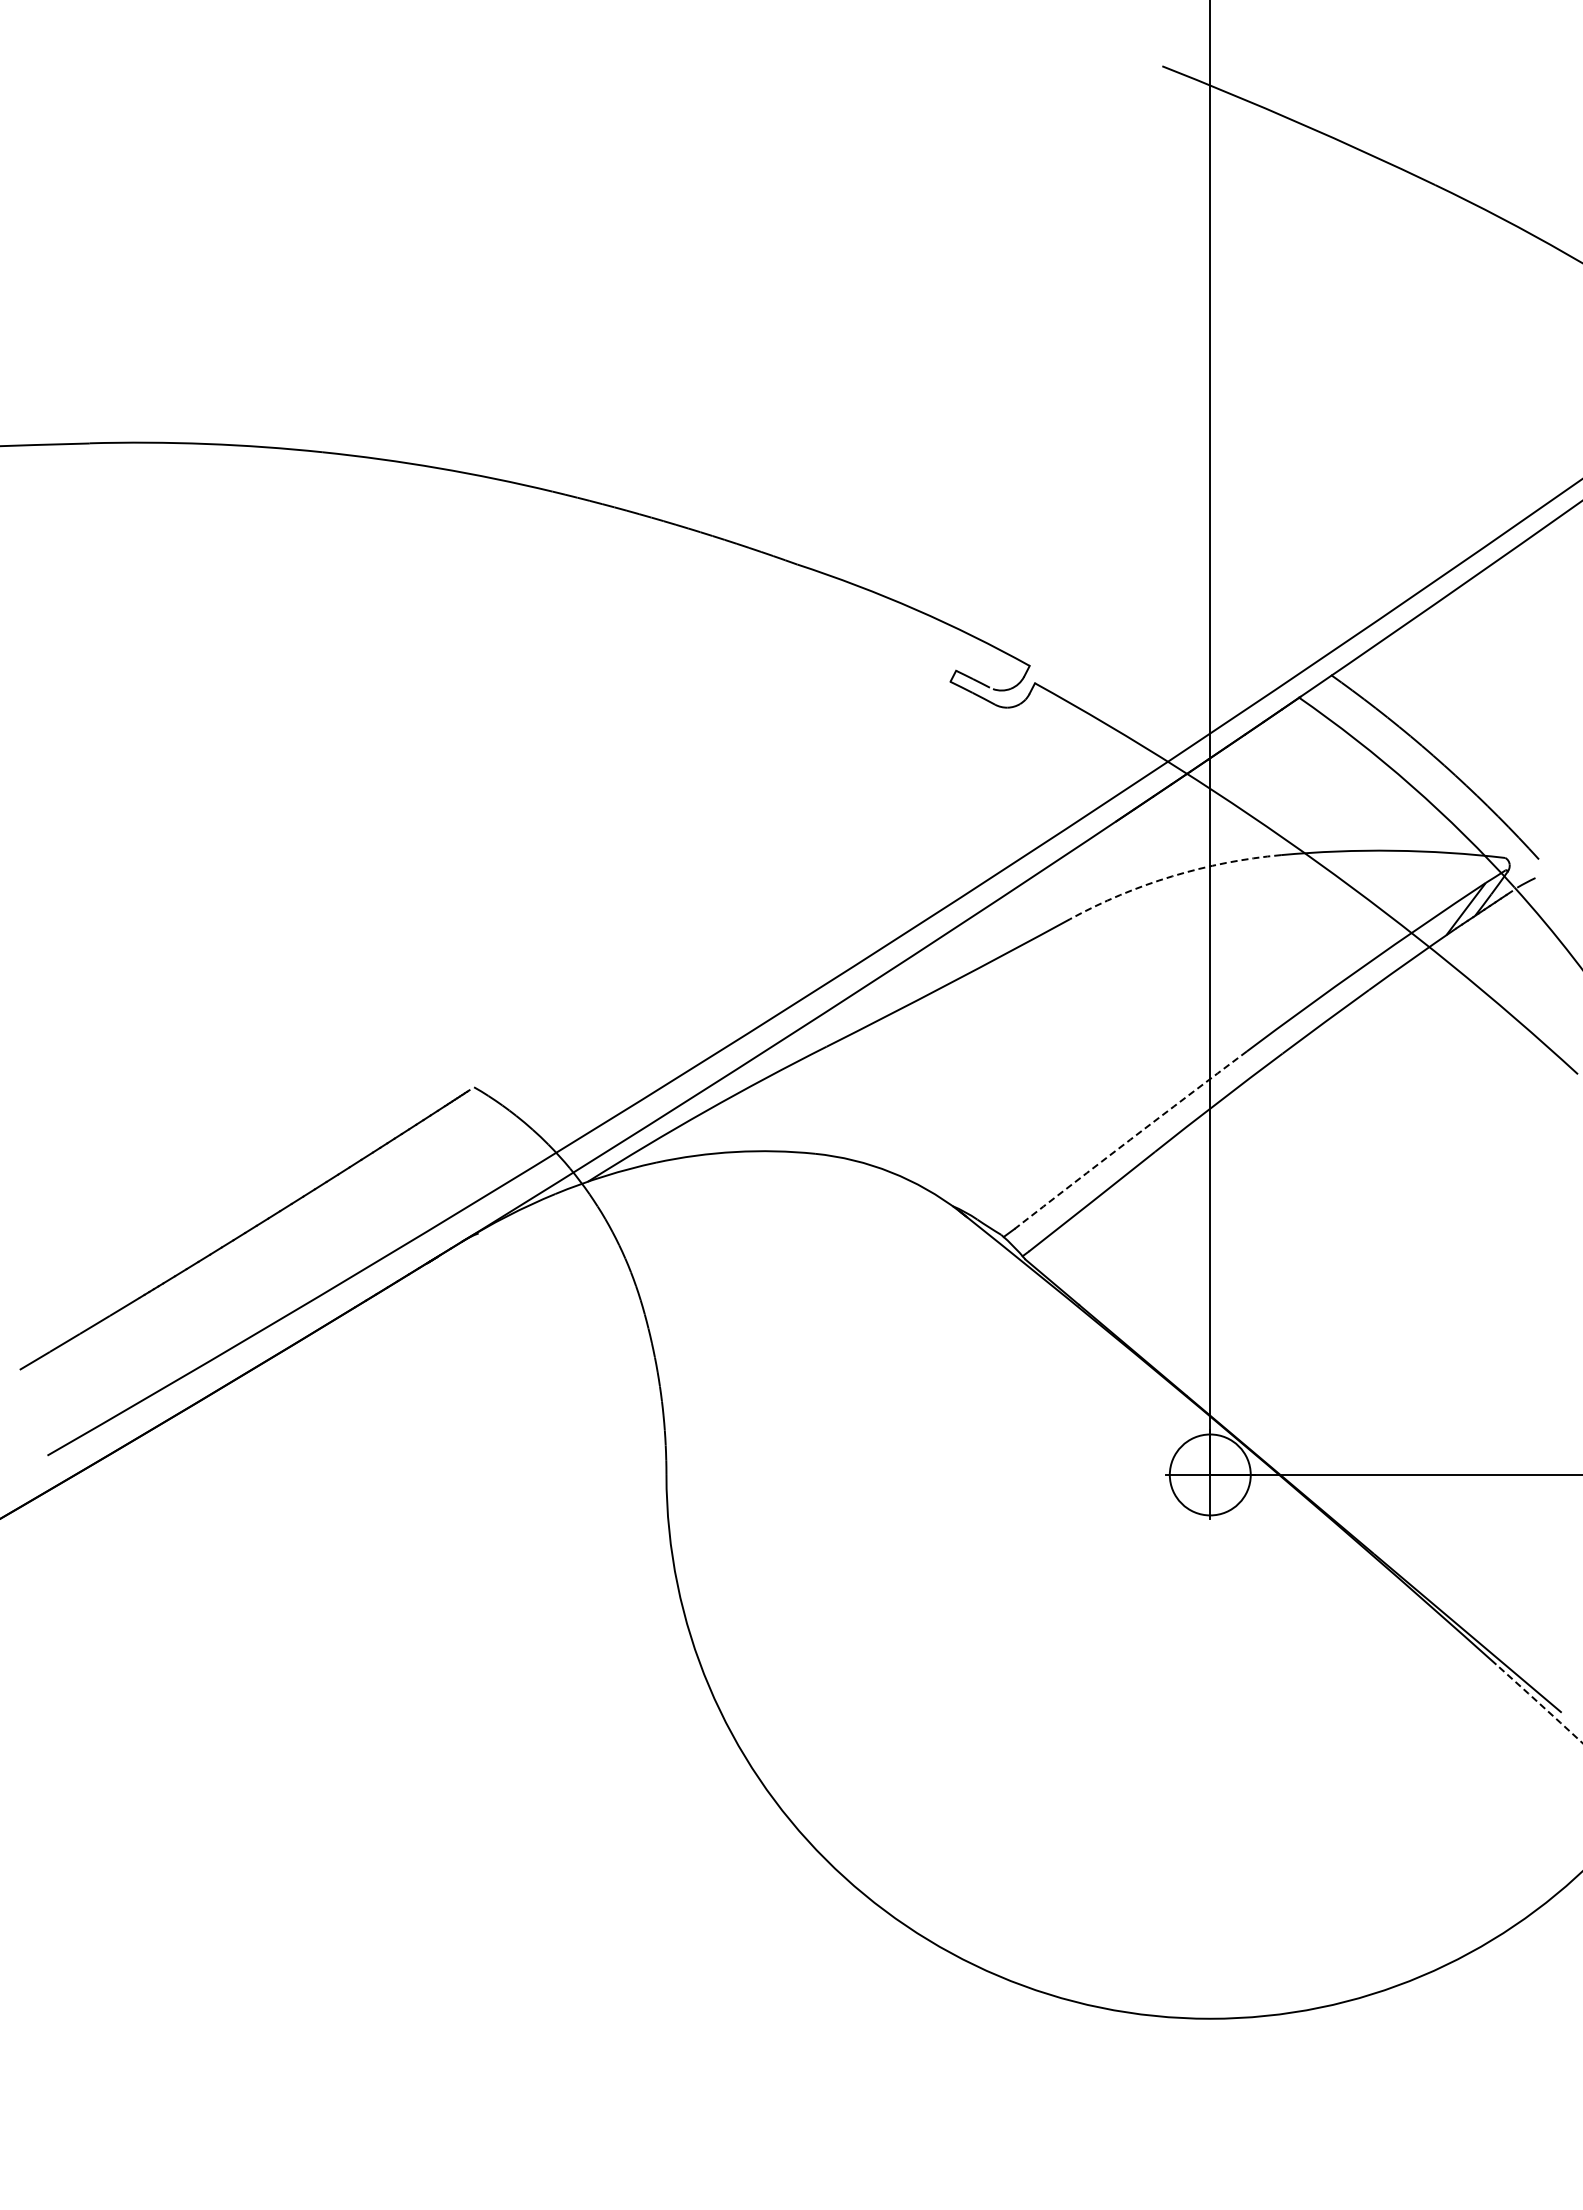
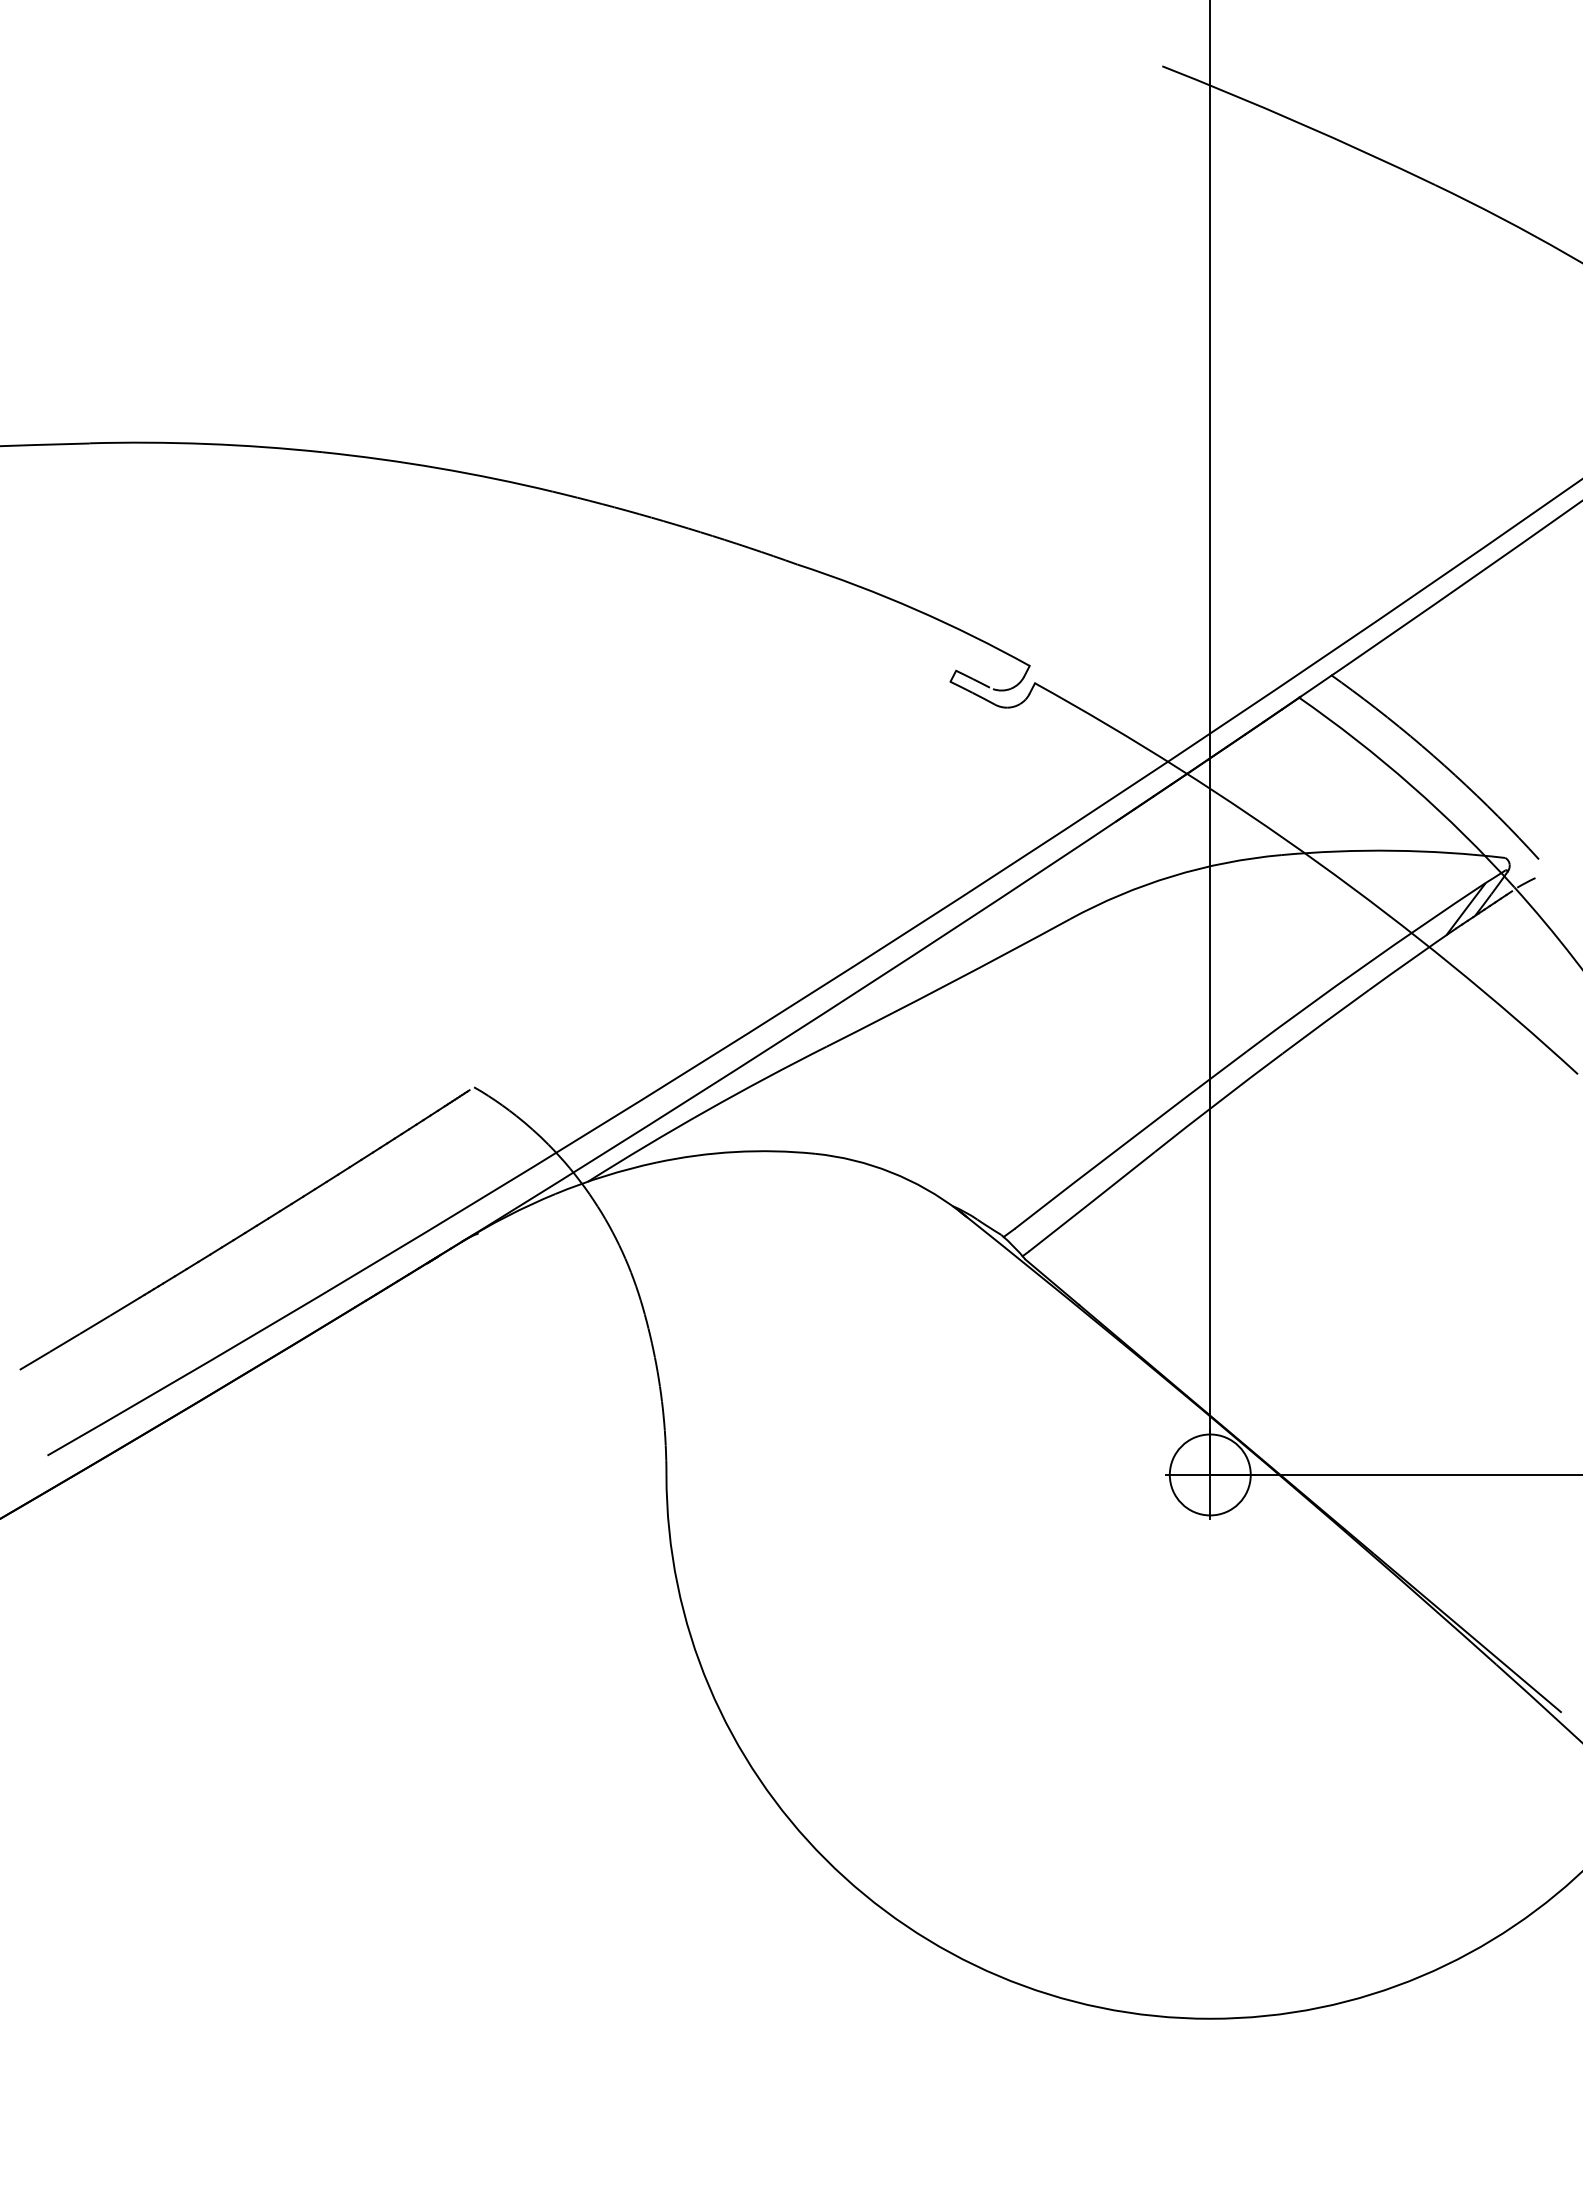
arc: dashed -> solid (1172, 876)
arc: dashed -> solid (1130, 1139)
arc: dashed -> solid (1539, 1704)
